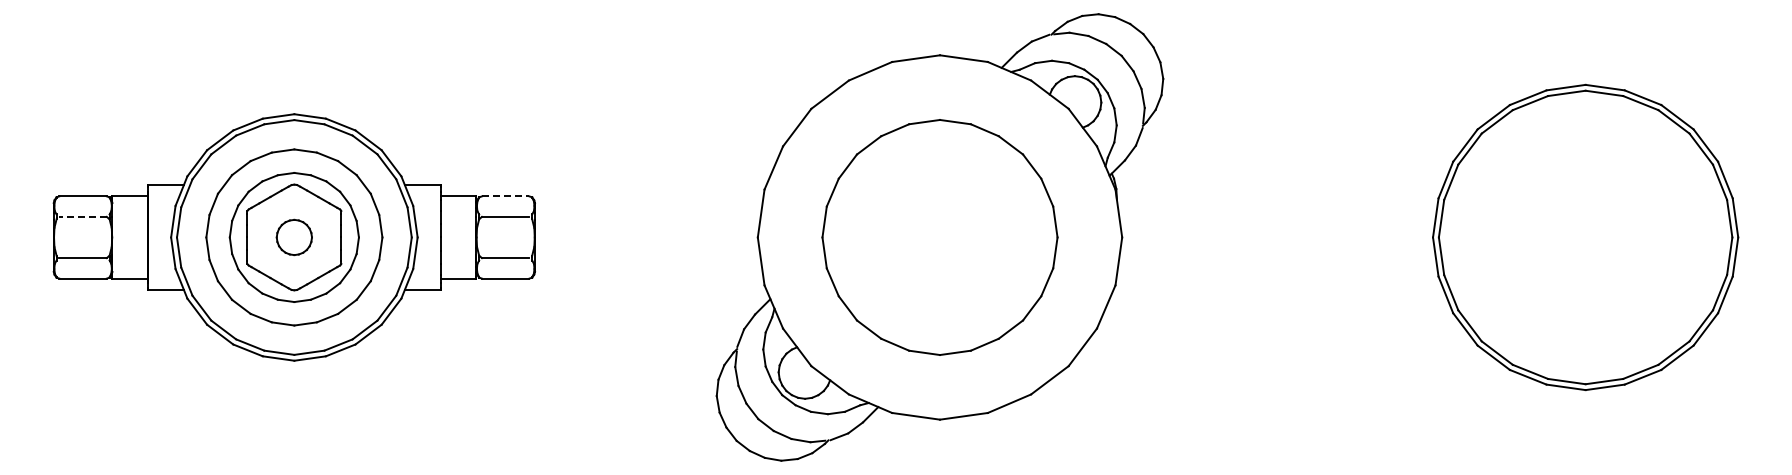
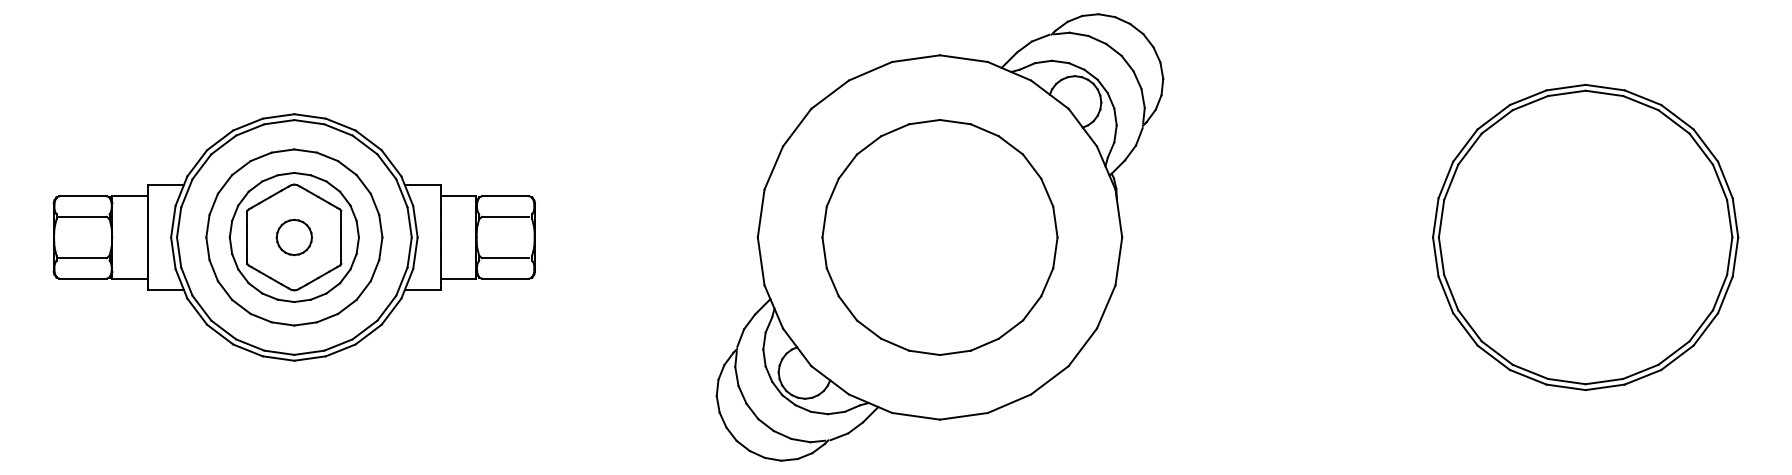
line: dashed -> solid (505, 196)
line: dashed -> solid (83, 216)
